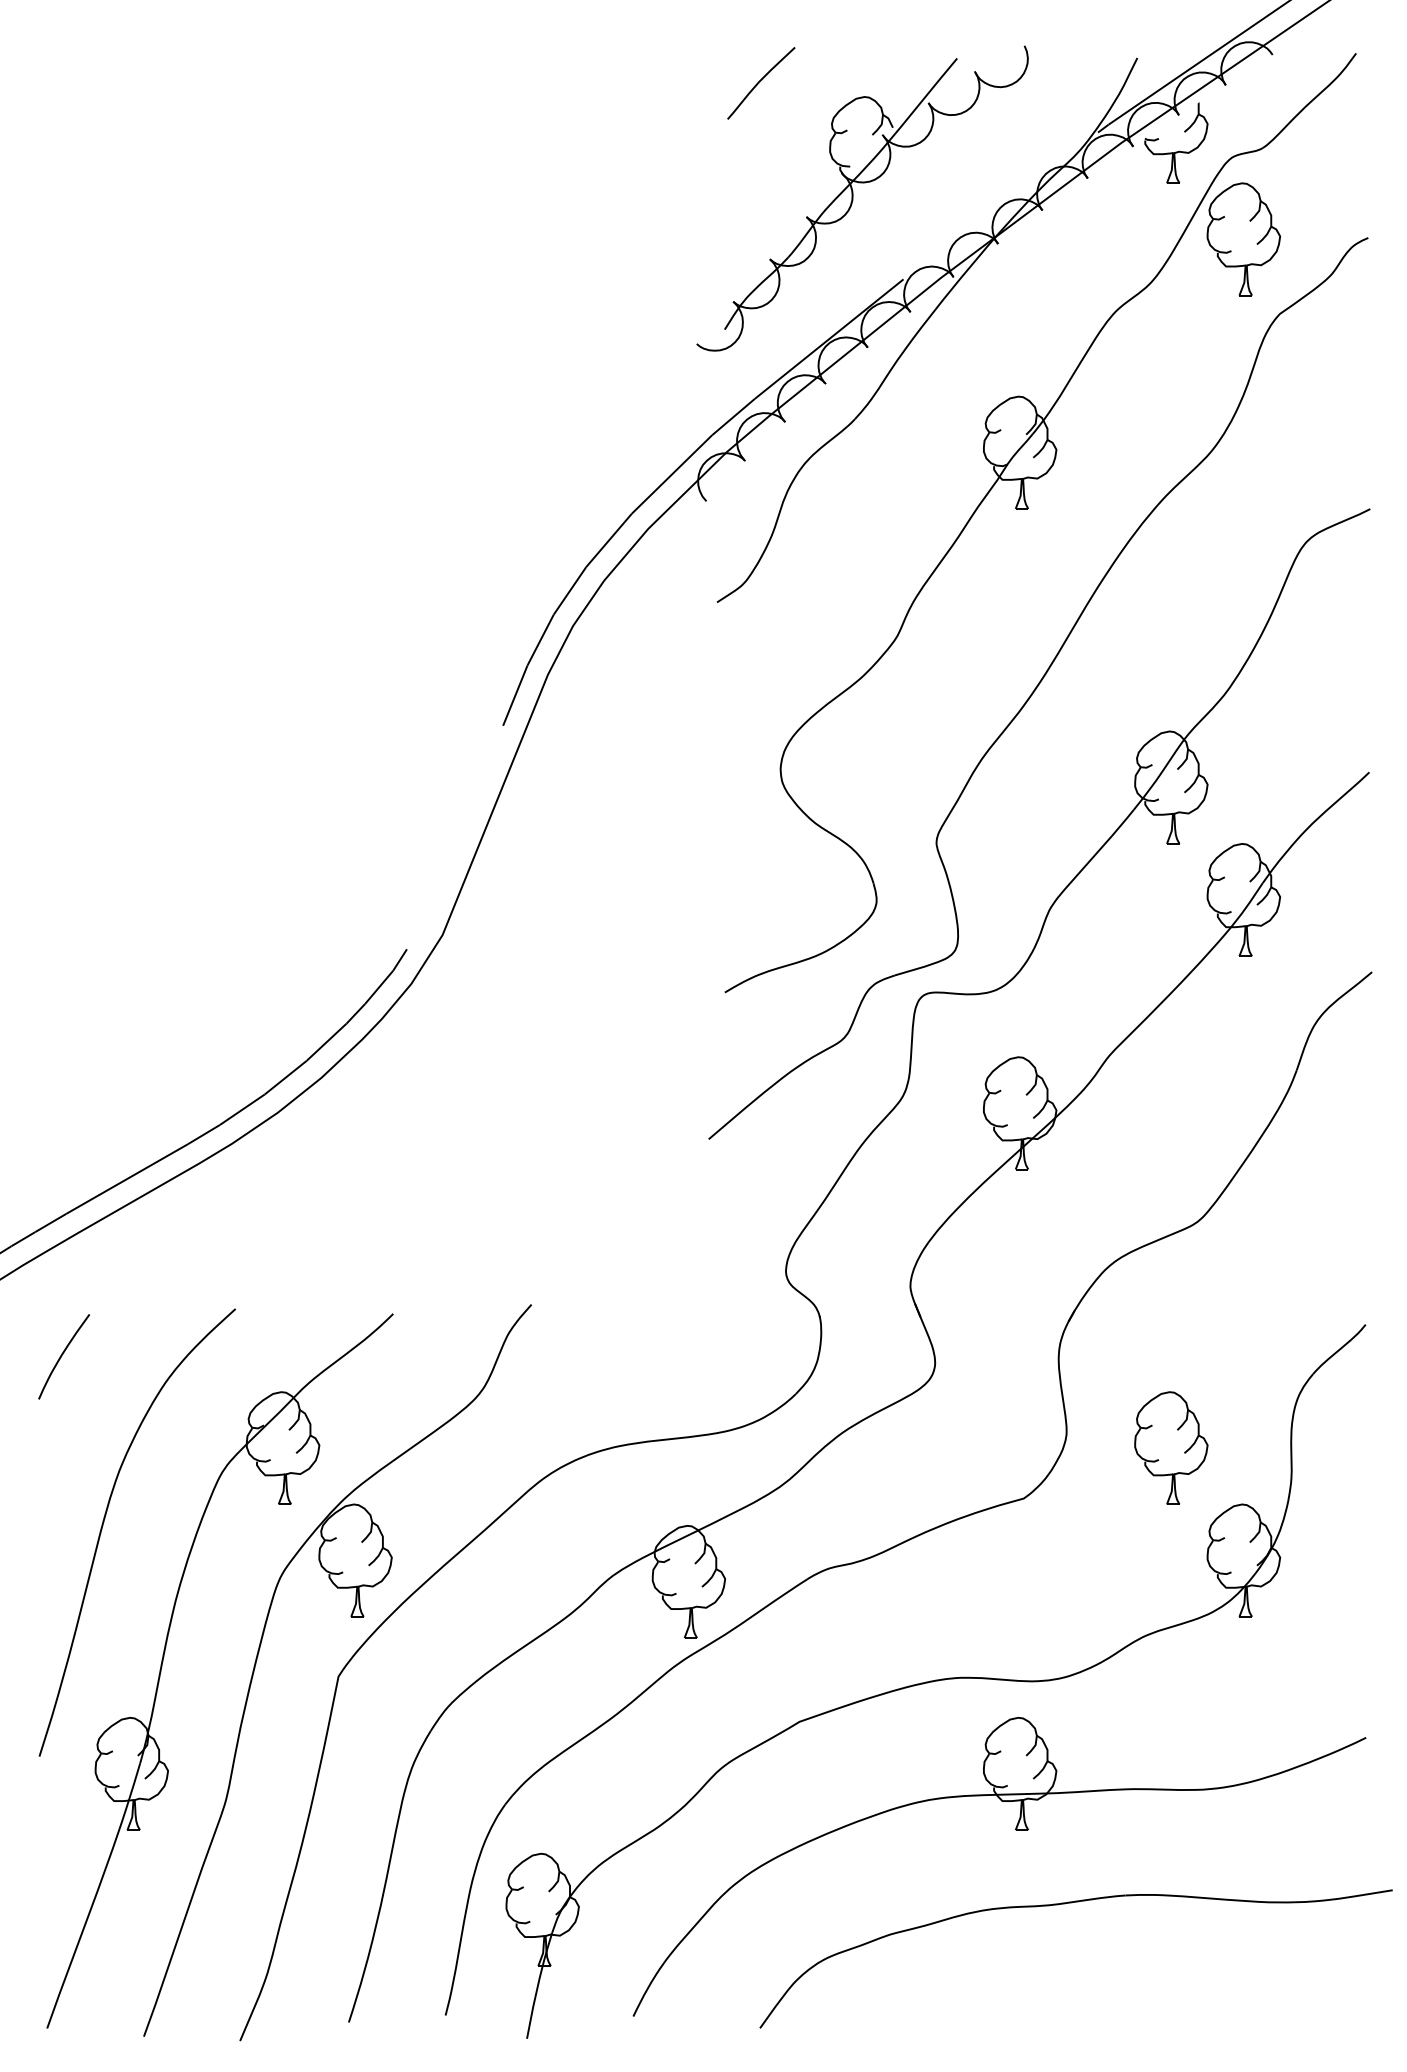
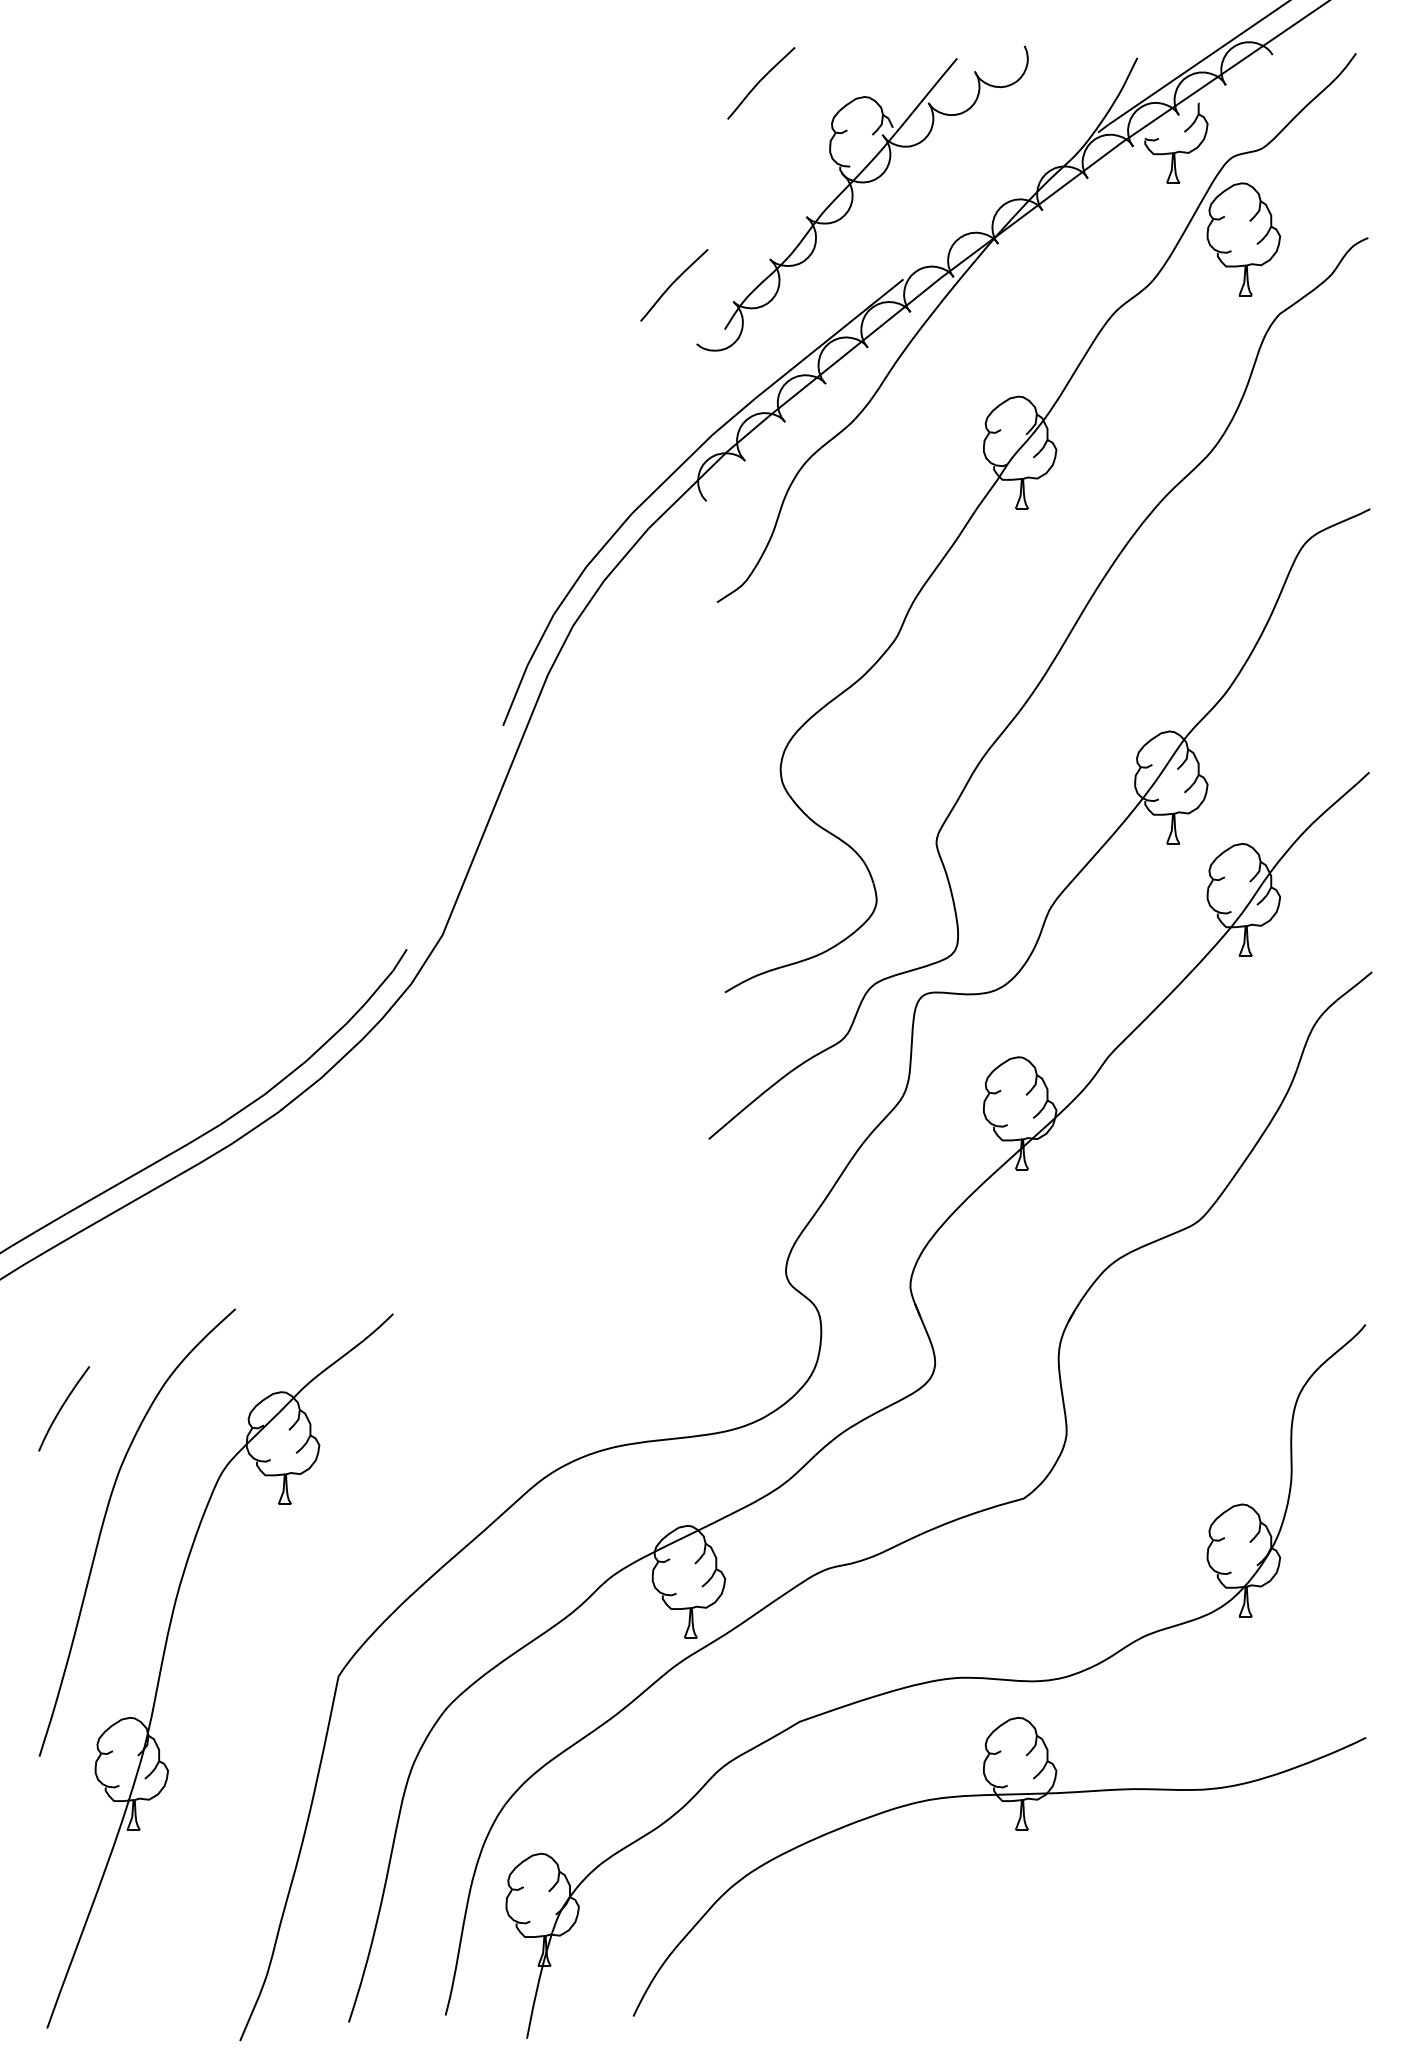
curve: none -> present (672, 285)
curve position: (62, 1356) -> (62, 1408) (62, 1408)
part: present -> none (1171, 1447)
part: present -> none (351, 1617)
part: present -> none (1065, 1904)
